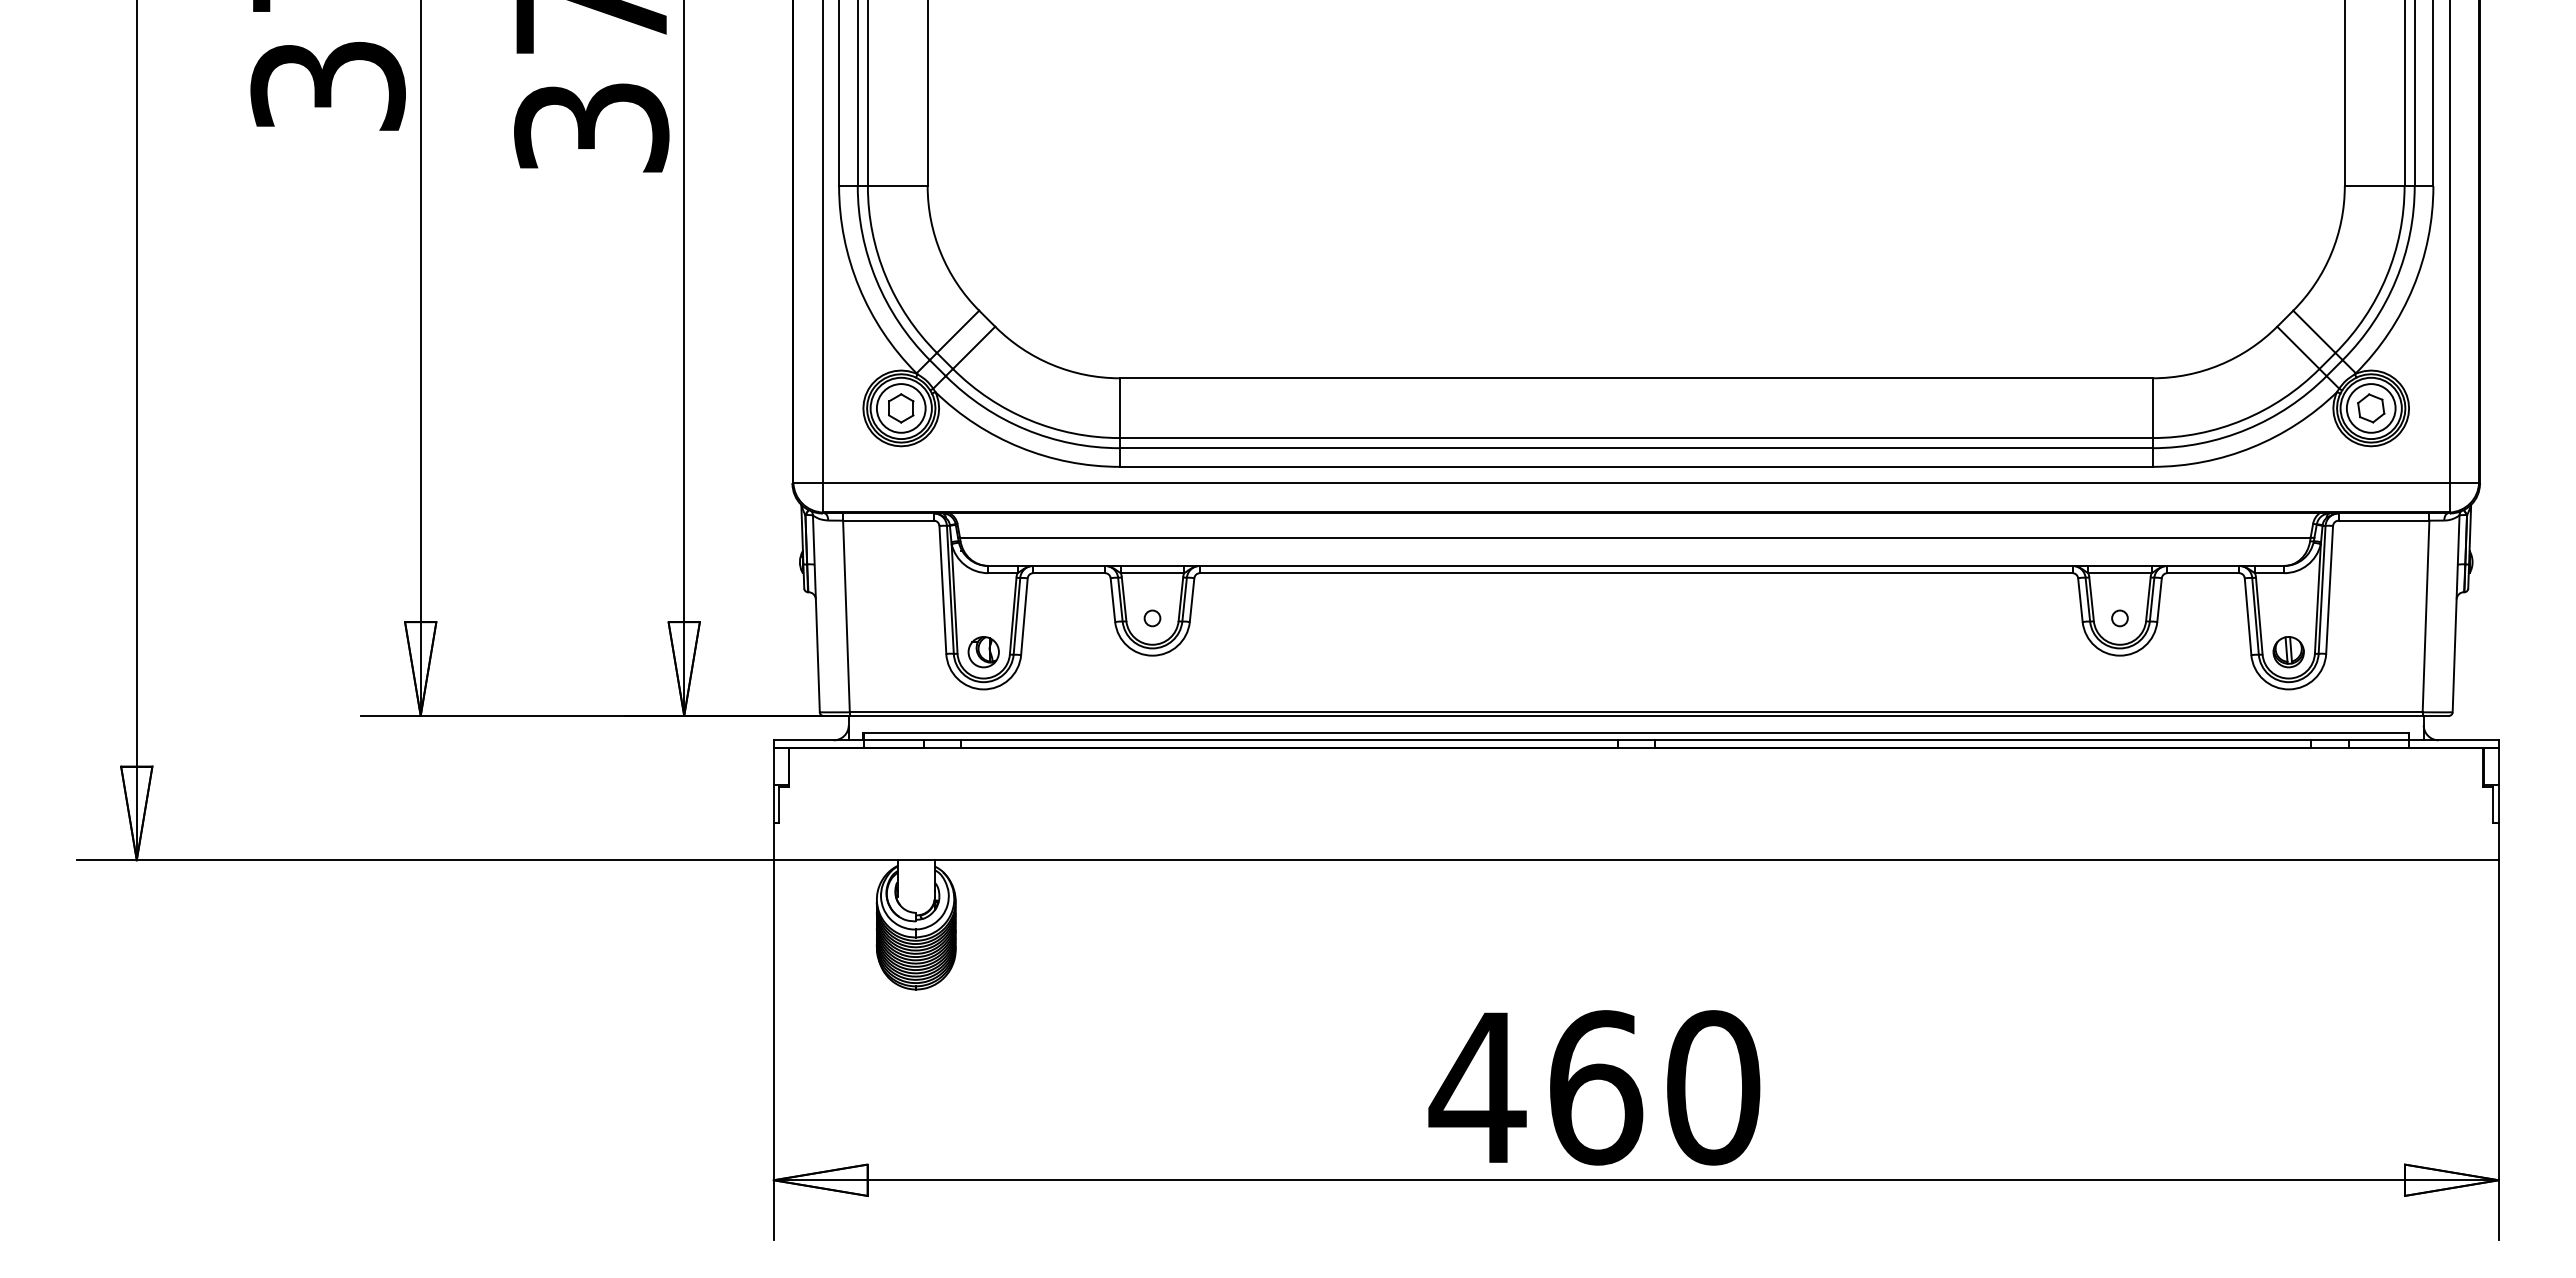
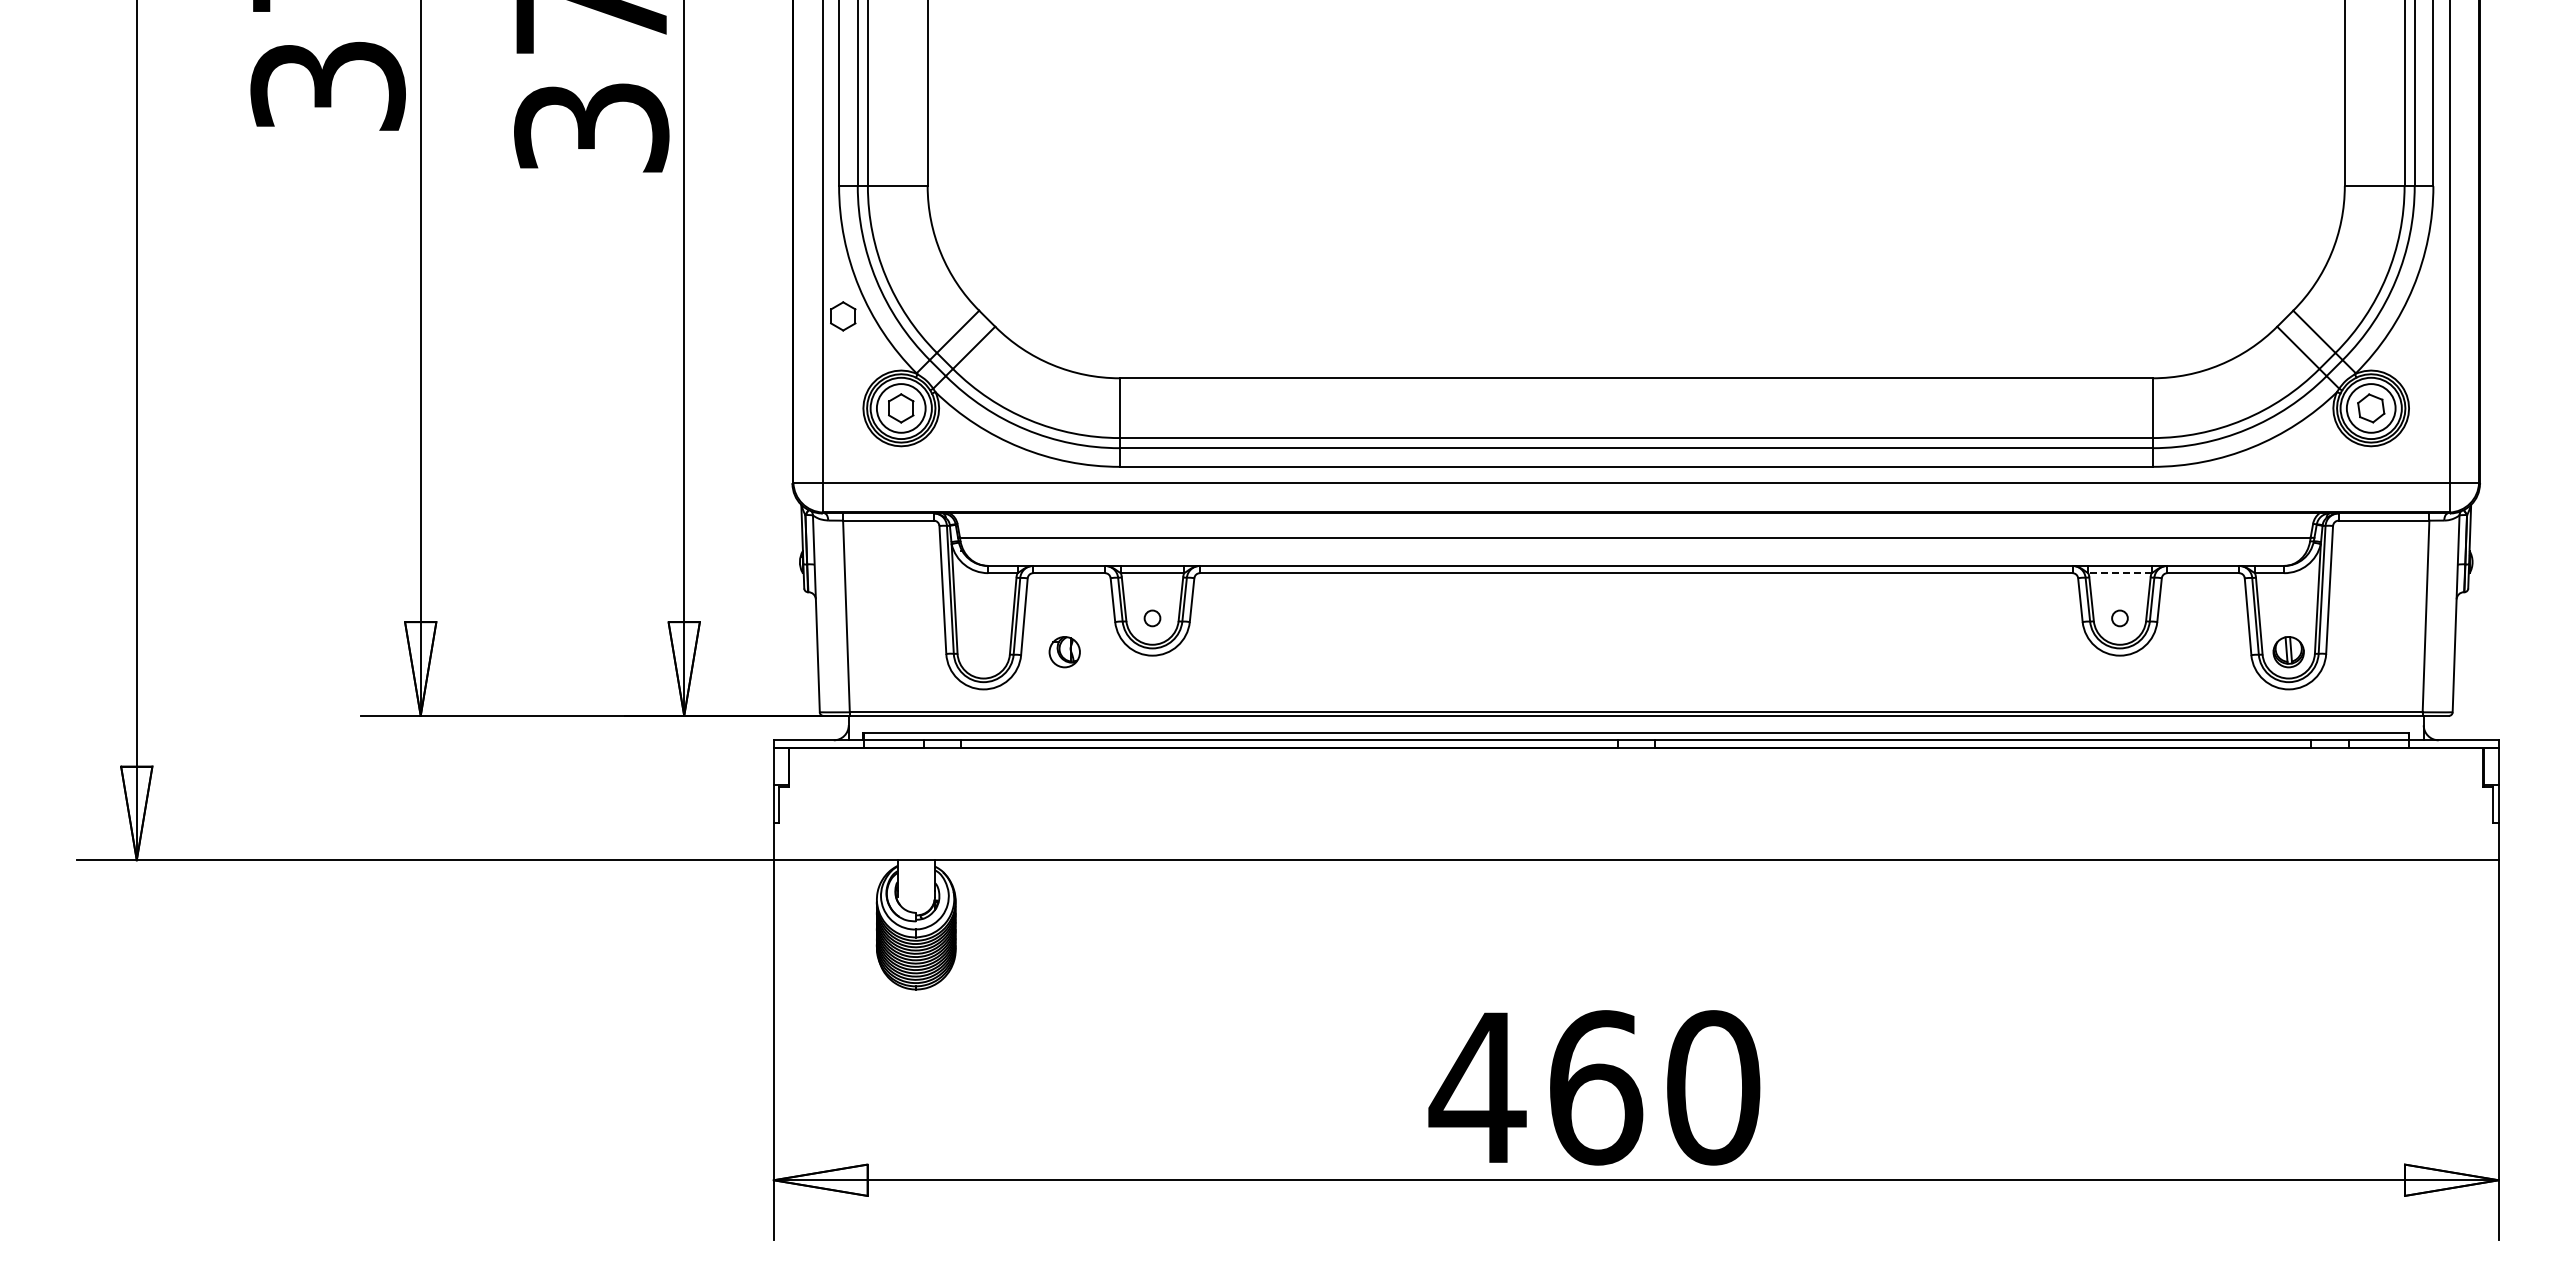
part: none -> present (843, 316)
line: solid -> dashed (2119, 573)
part position: (983, 652) -> (1064, 652) (1064, 652)
